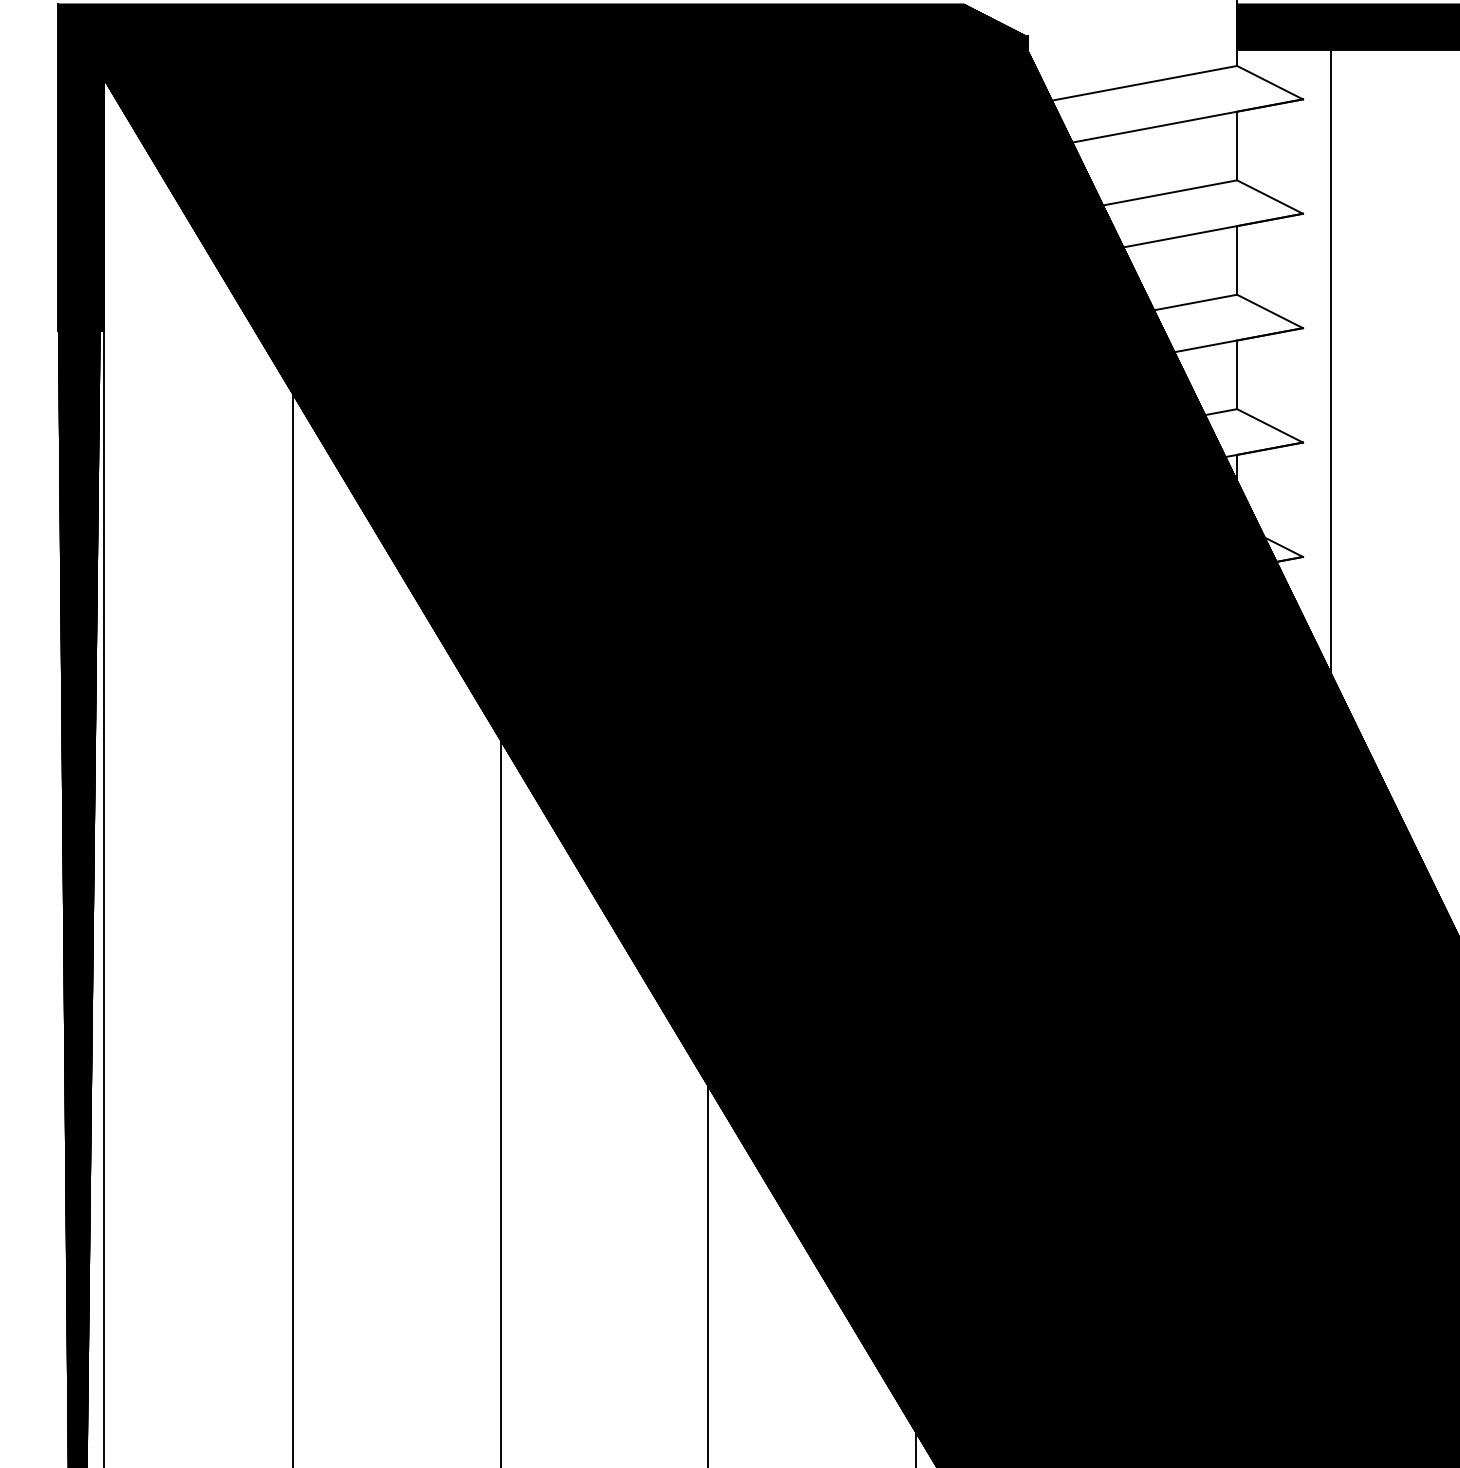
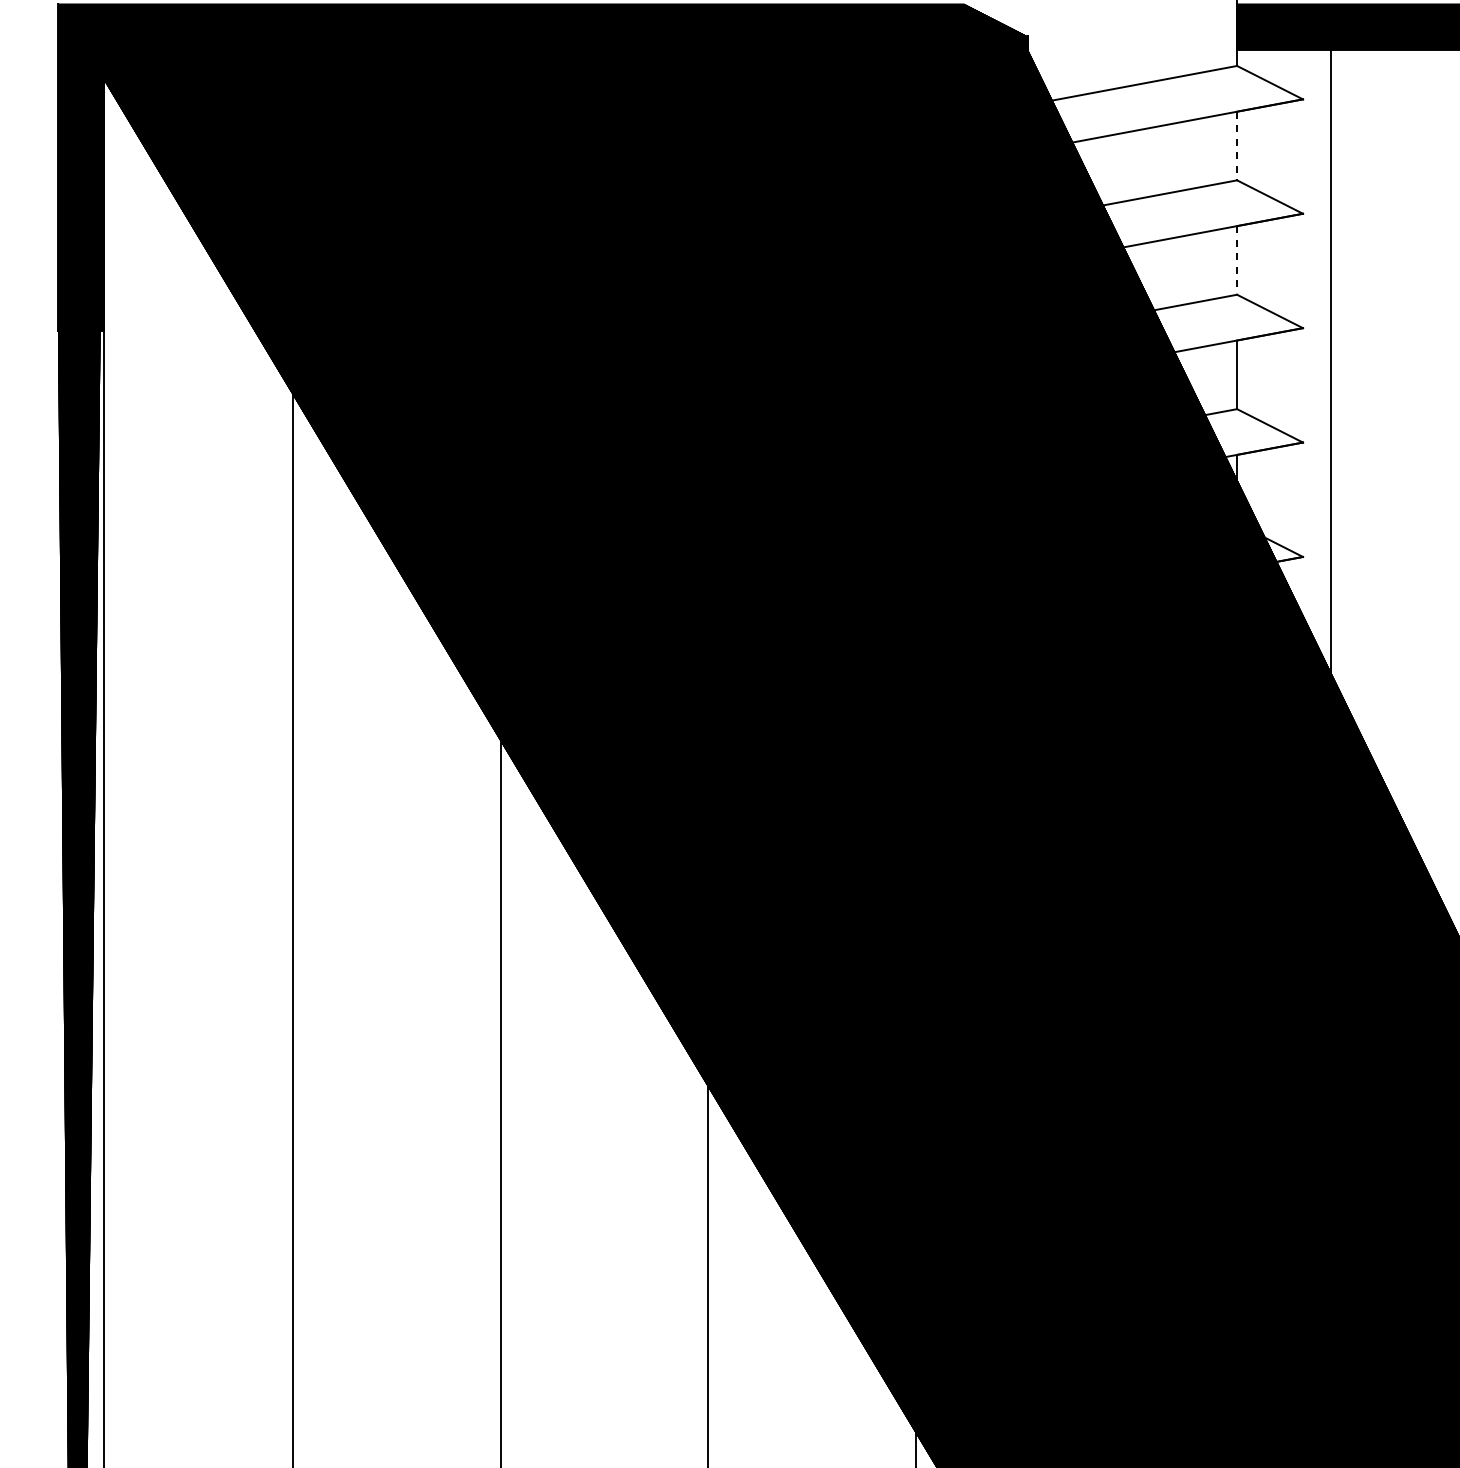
line: solid -> dashed (1237, 146)
line: solid -> dashed (1237, 260)
